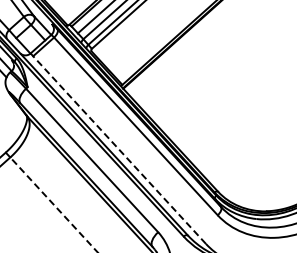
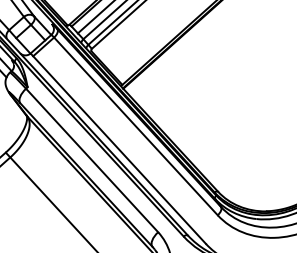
line: dashed -> solid (119, 149)
line: dashed -> solid (54, 205)
